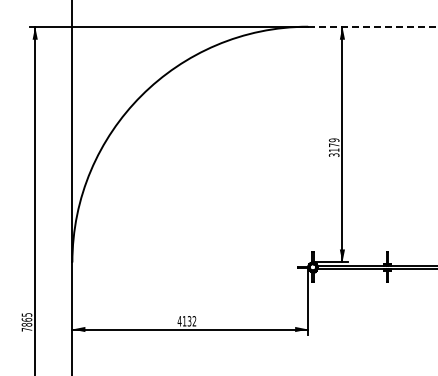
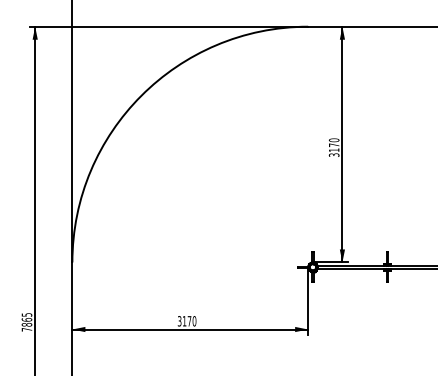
line: dashed -> solid (372, 26)
text: 3179 -> 3170 (334, 140)
text: 4132 -> 3170 (186, 321)
